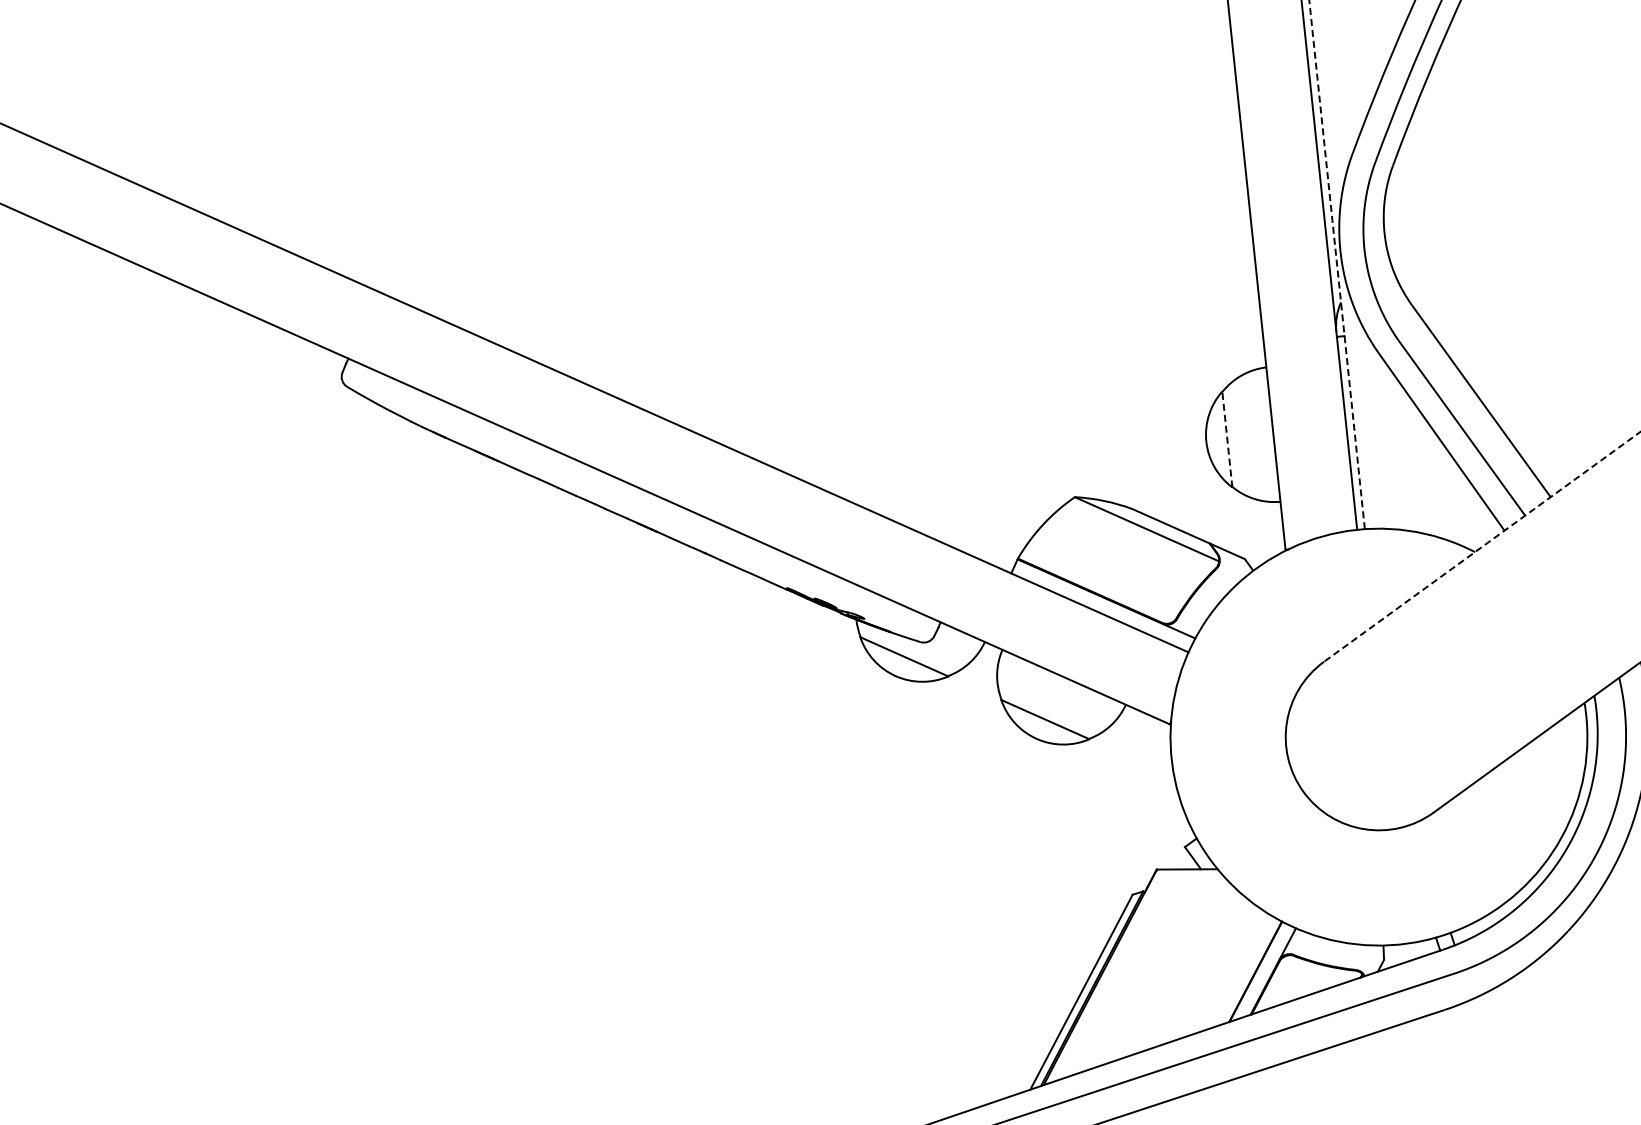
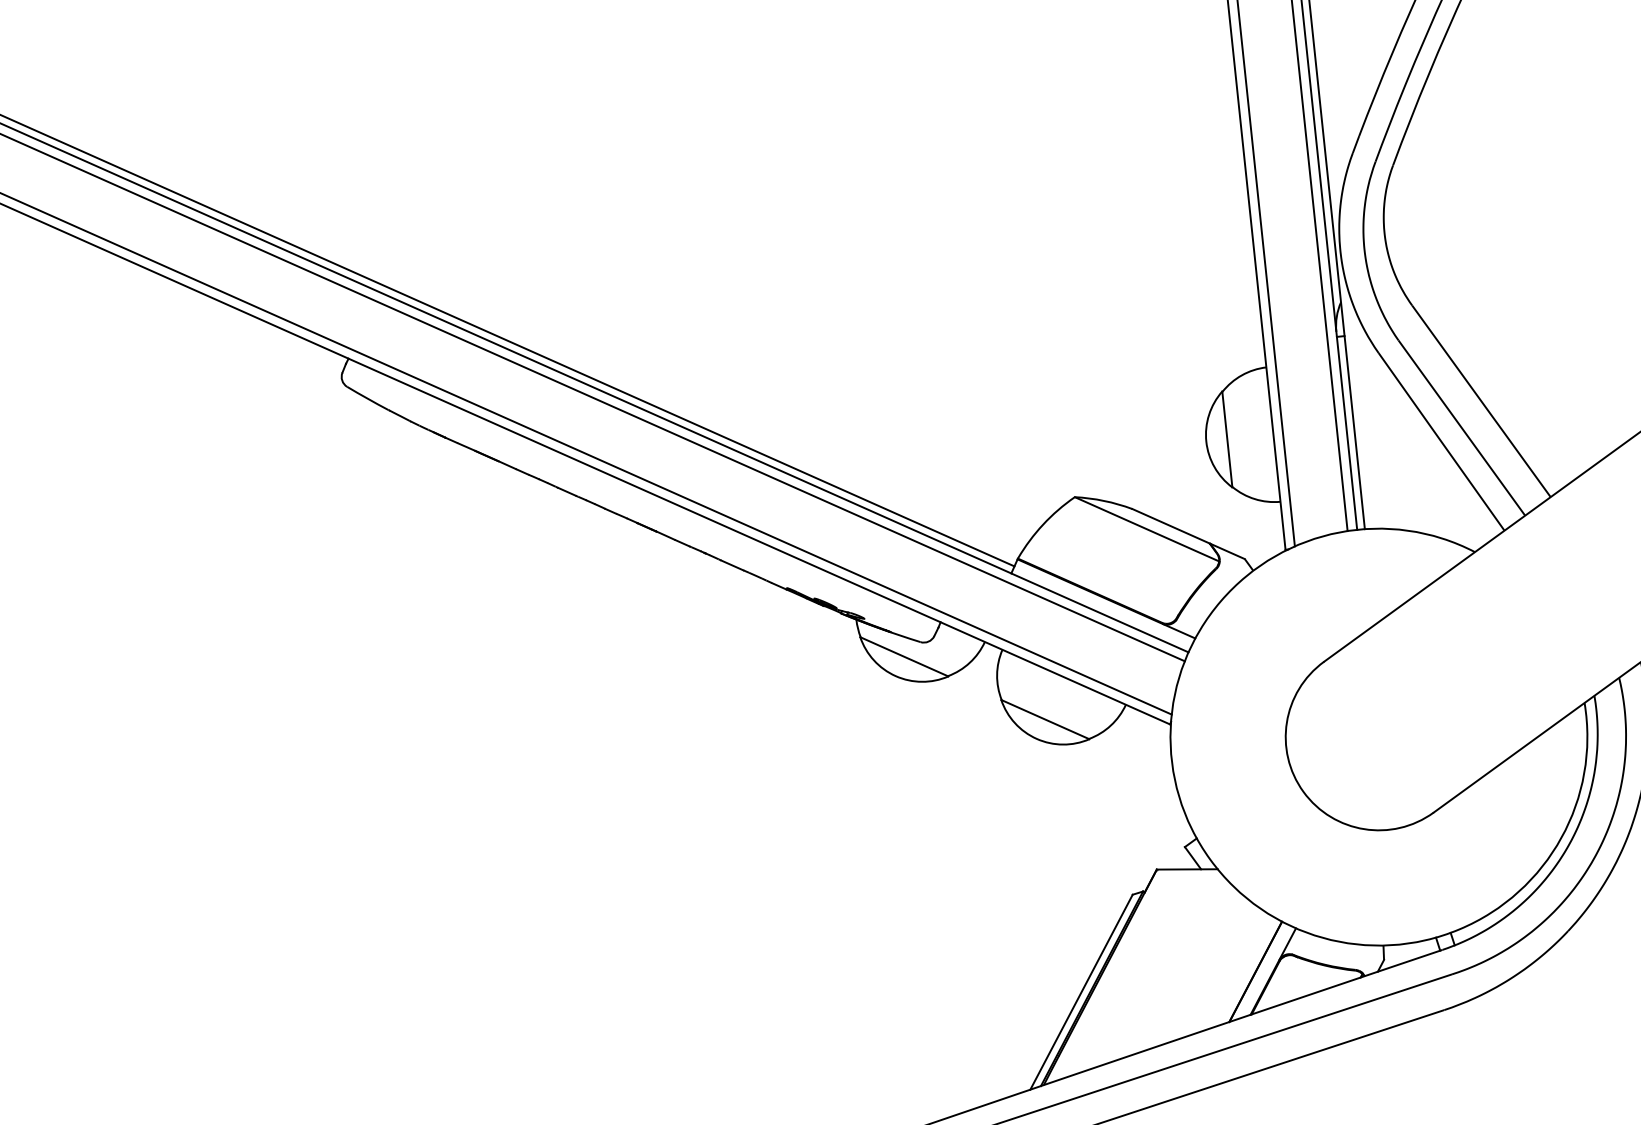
line: dashed -> solid (1337, 264)
line: none -> present (1319, 266)
line: none -> present (1265, 274)
line: none -> present (508, 340)
line: none -> present (593, 397)
line: dashed -> solid (1227, 438)
line: none -> present (586, 453)
line: dashed -> solid (1481, 547)
